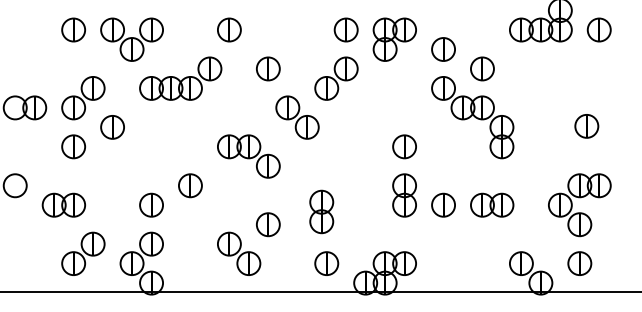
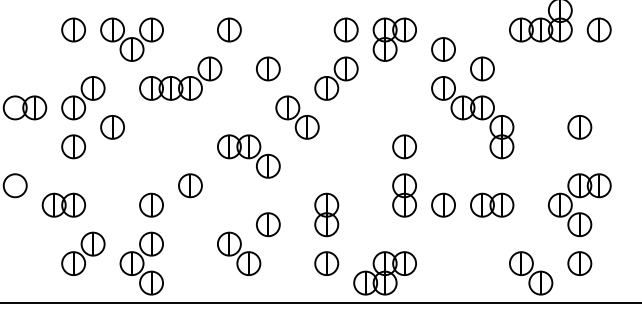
part position: (586, 126) -> (579, 127) (579, 127)
part position: (321, 211) -> (326, 214) (326, 214)
line position: (320, 291) -> (320, 302) (320, 302)
